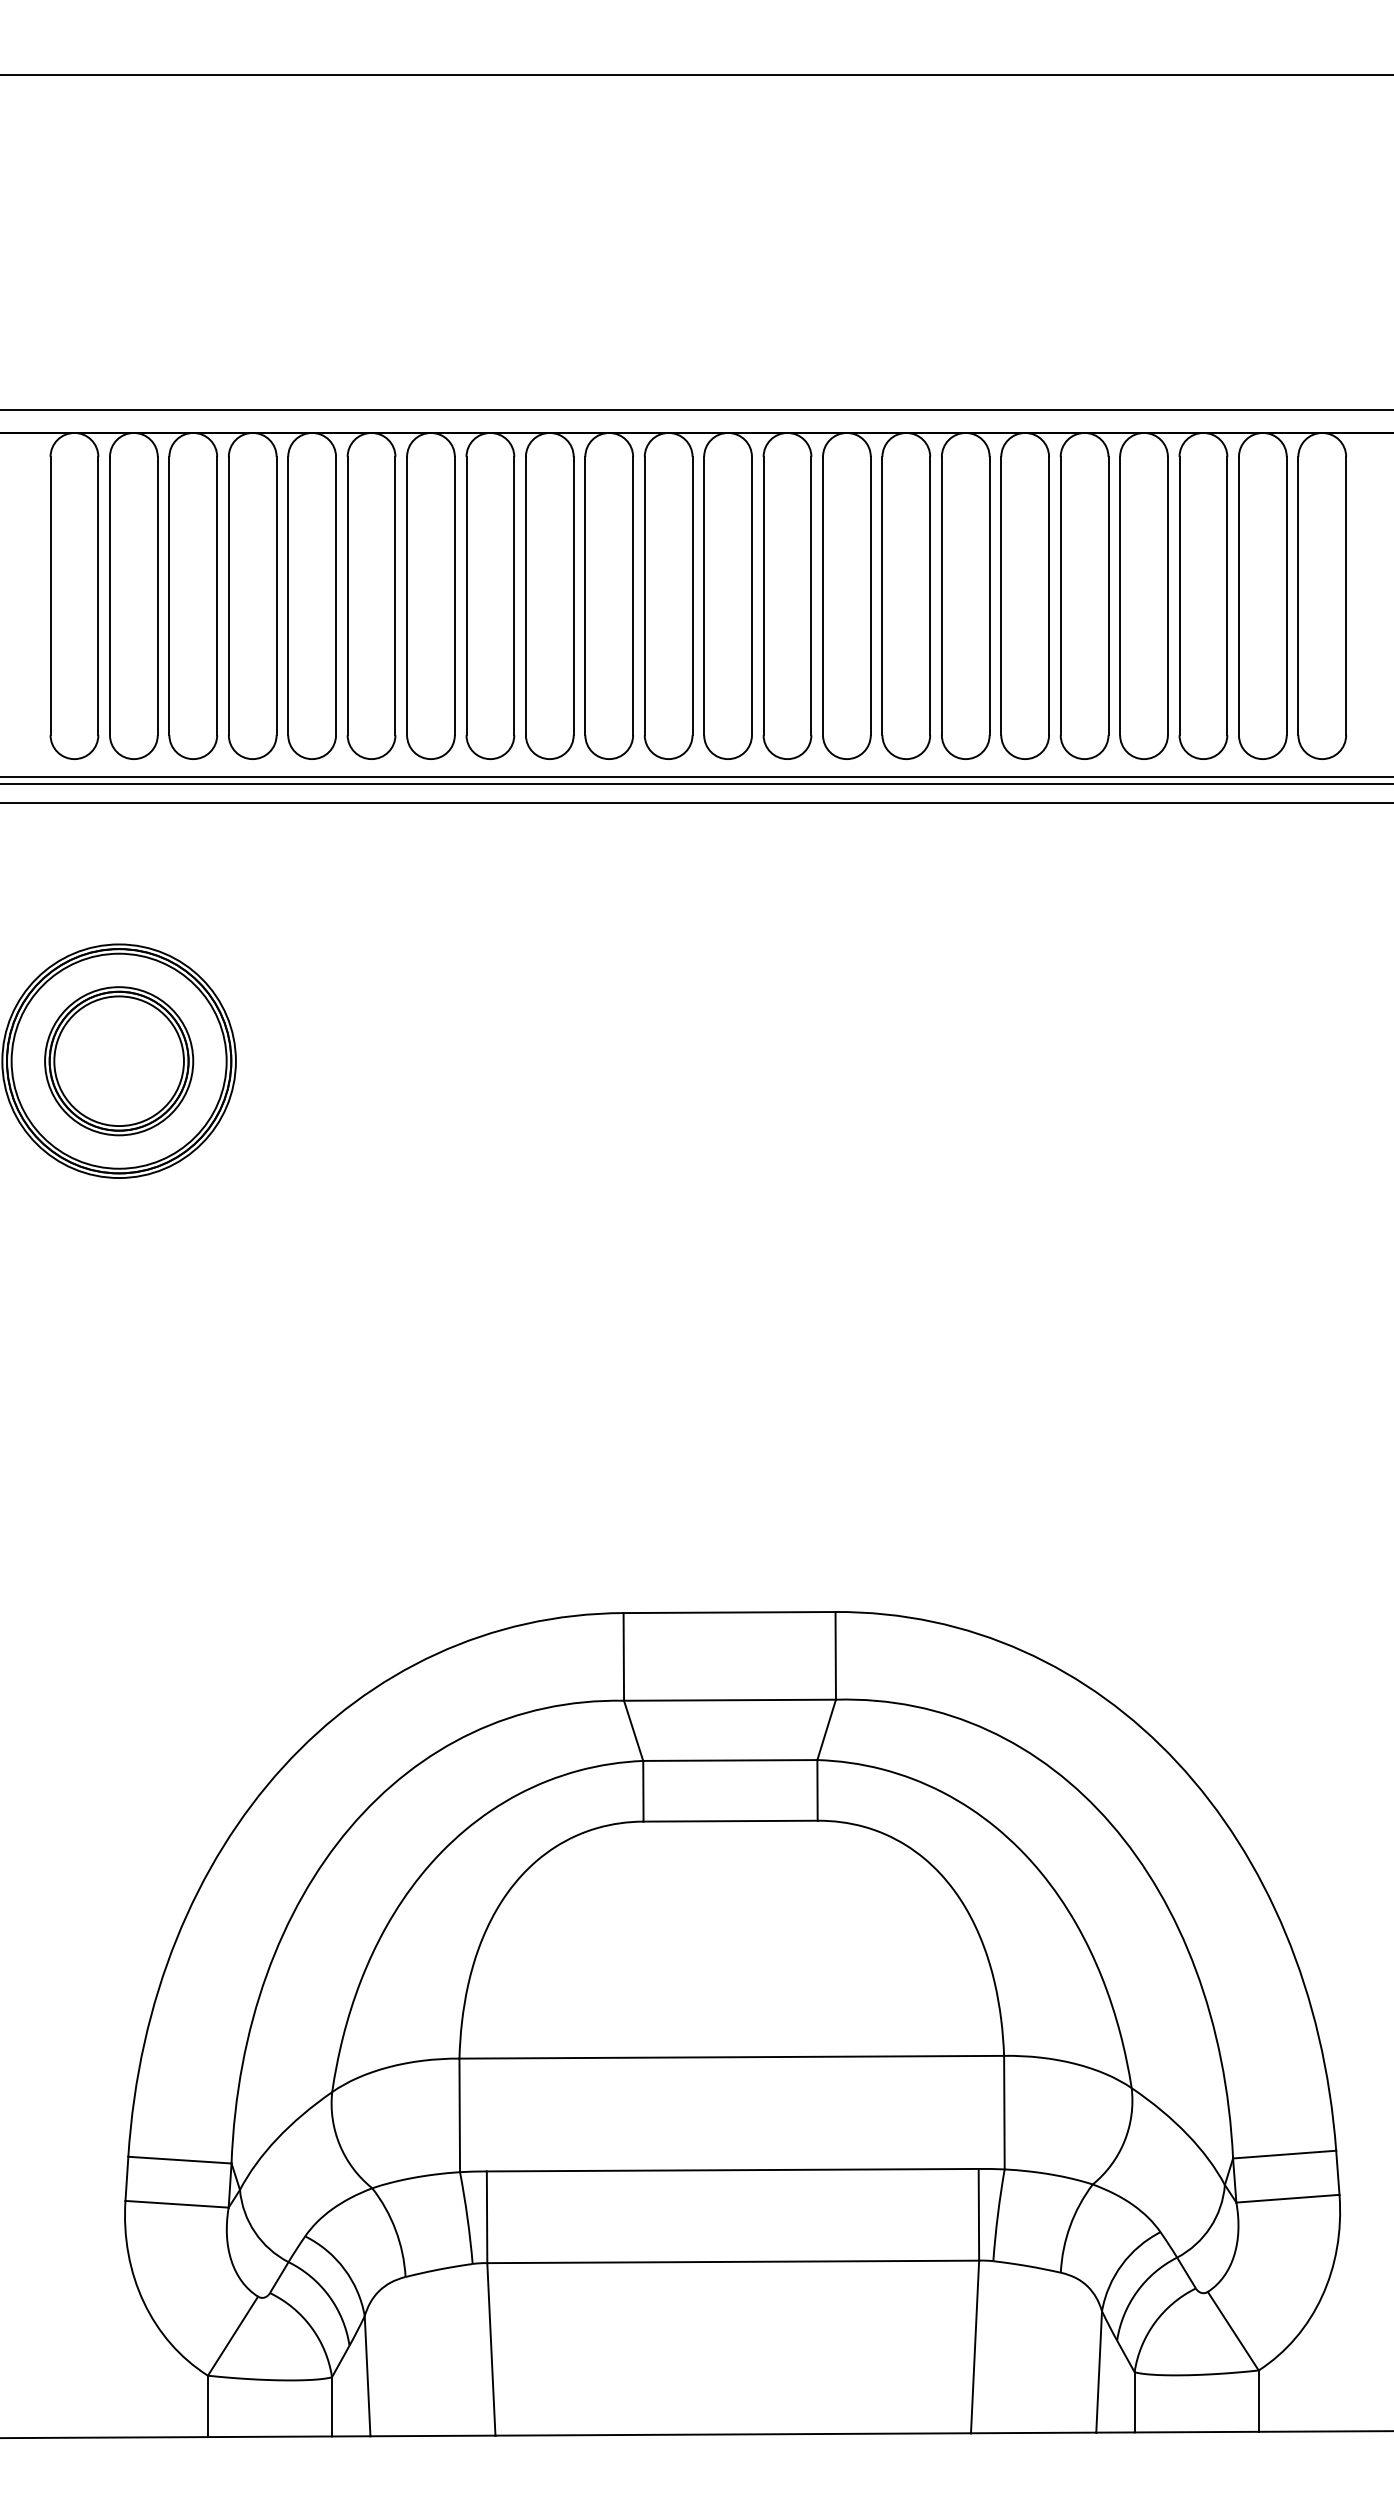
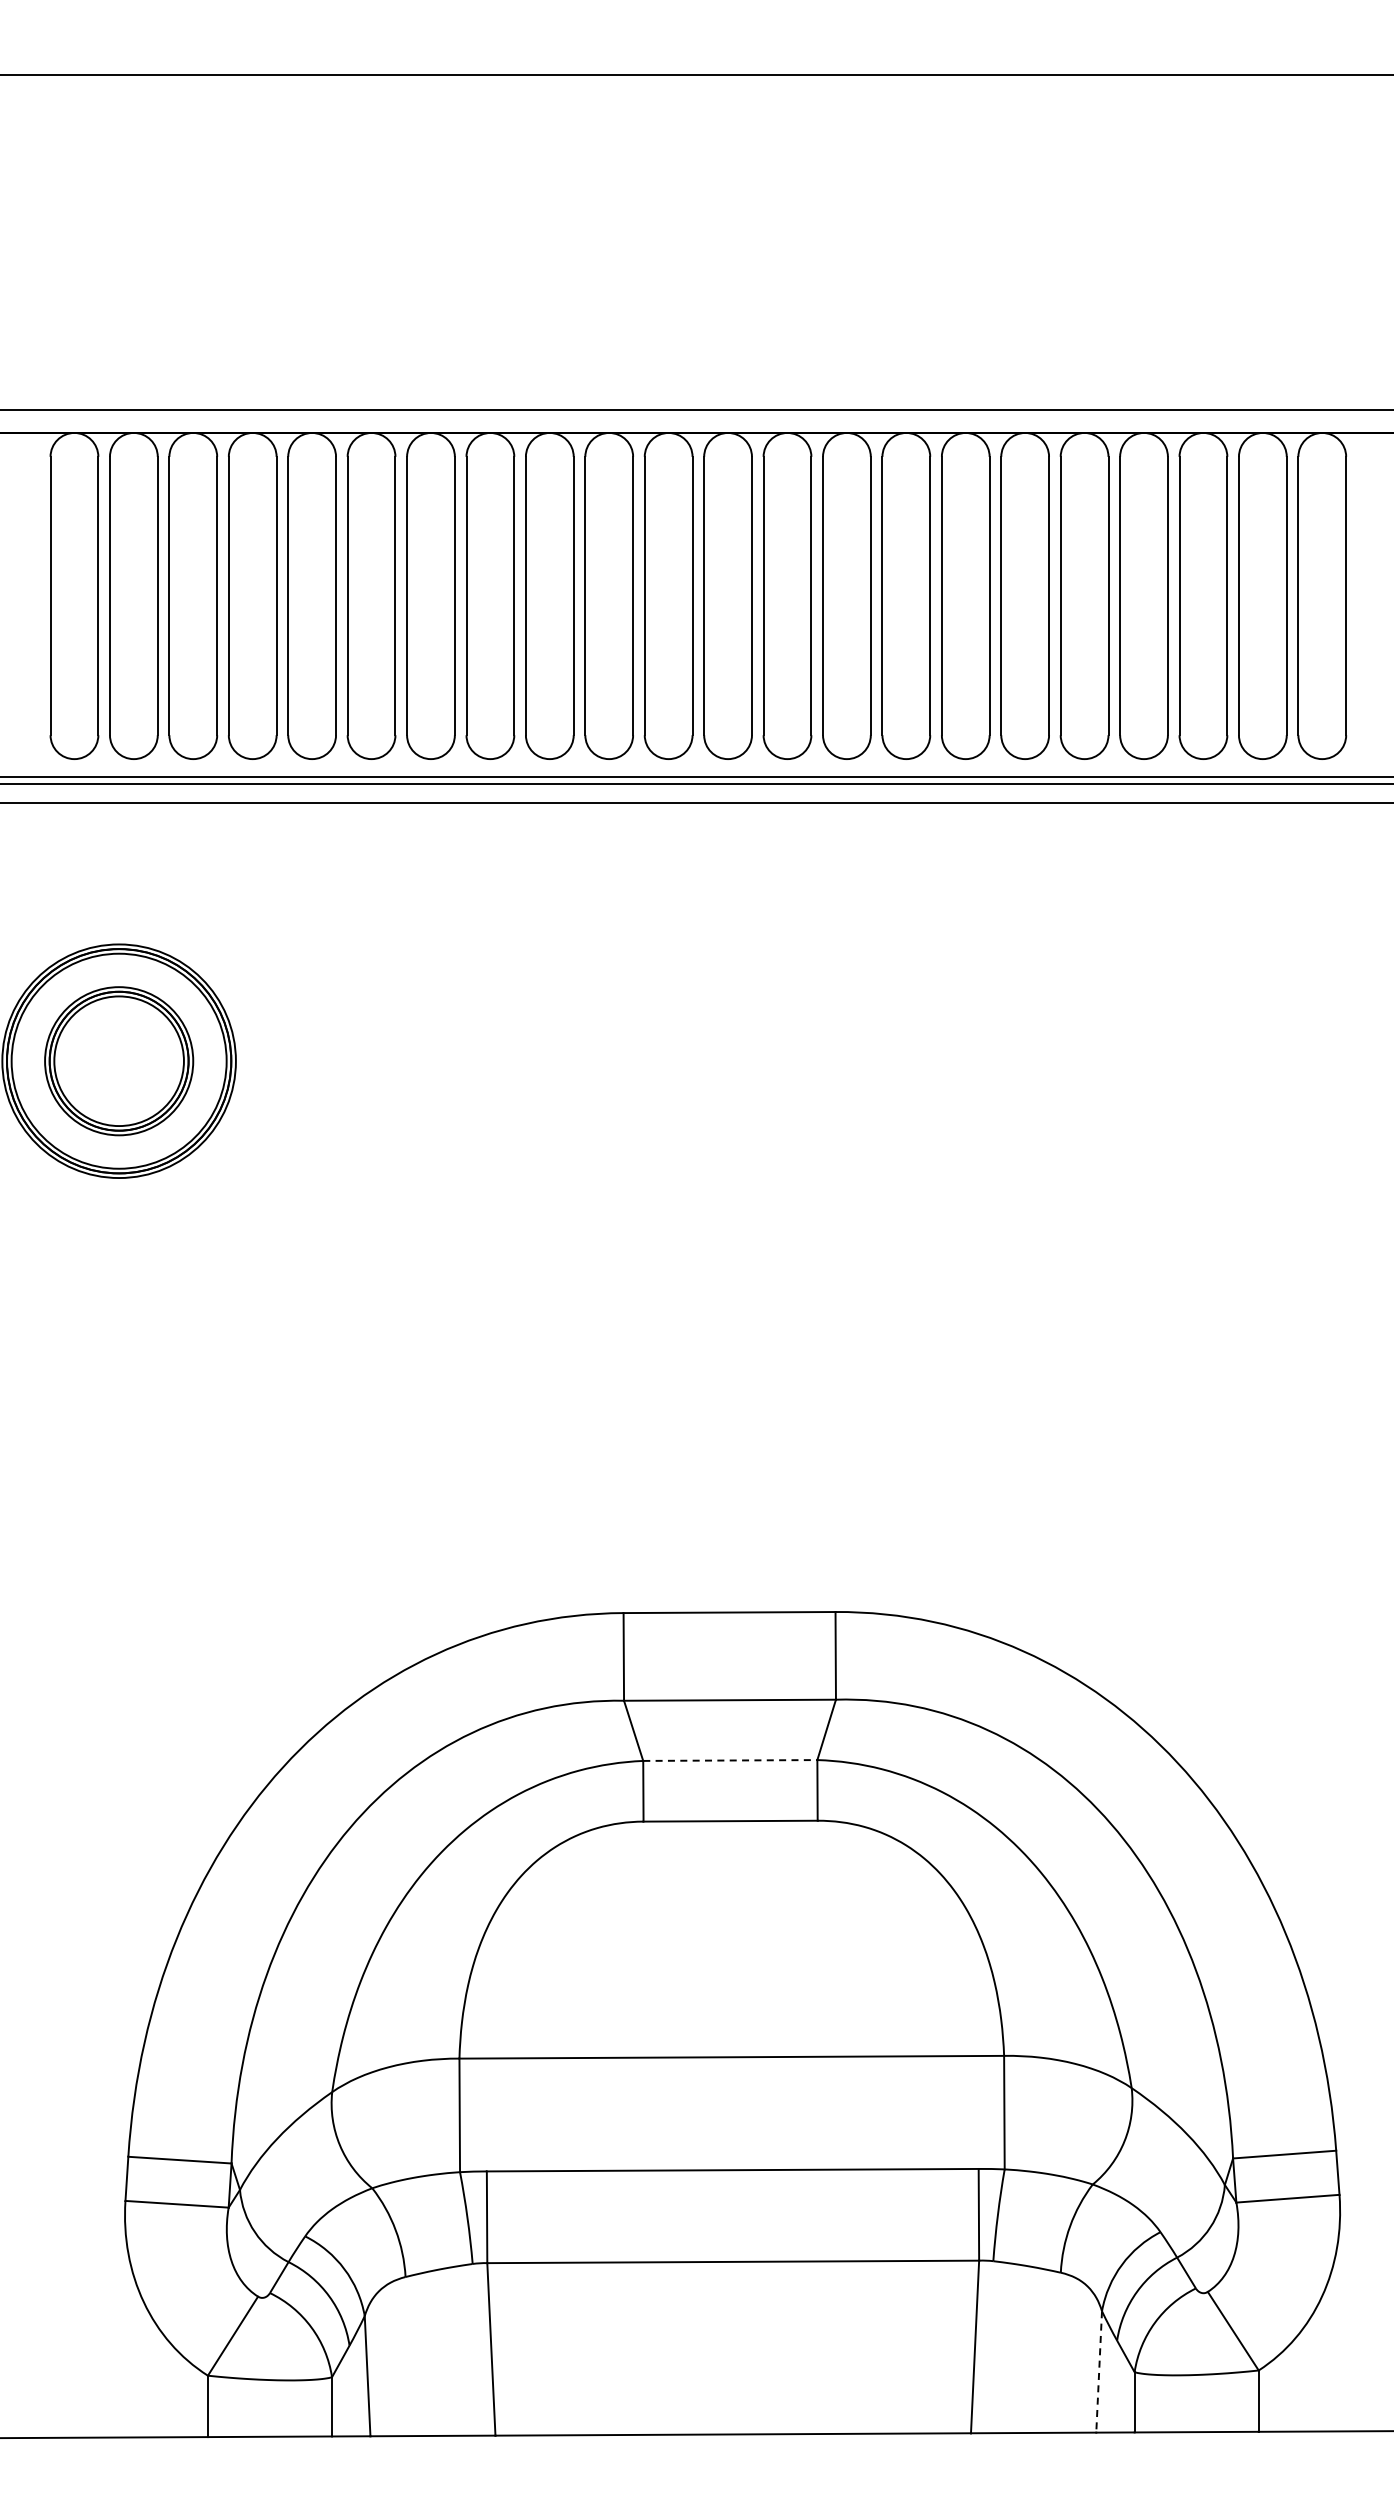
line: solid -> dashed (730, 1760)
line: solid -> dashed (1099, 2371)
